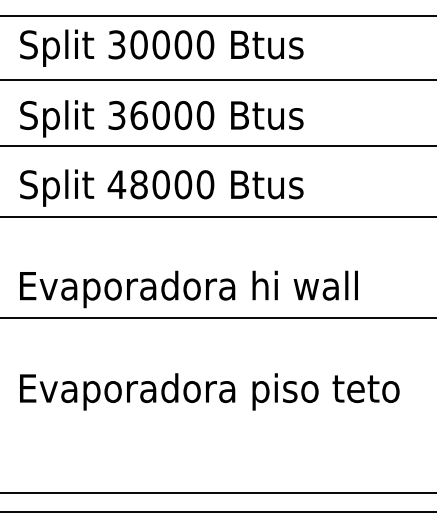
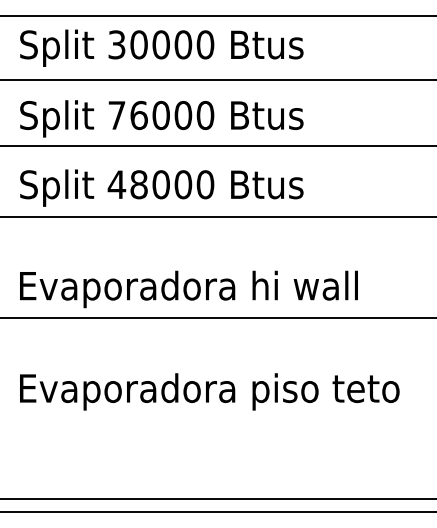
text: 36000 -> 76000 (116, 115)
line position: (217, 492) -> (217, 498) (217, 498)
